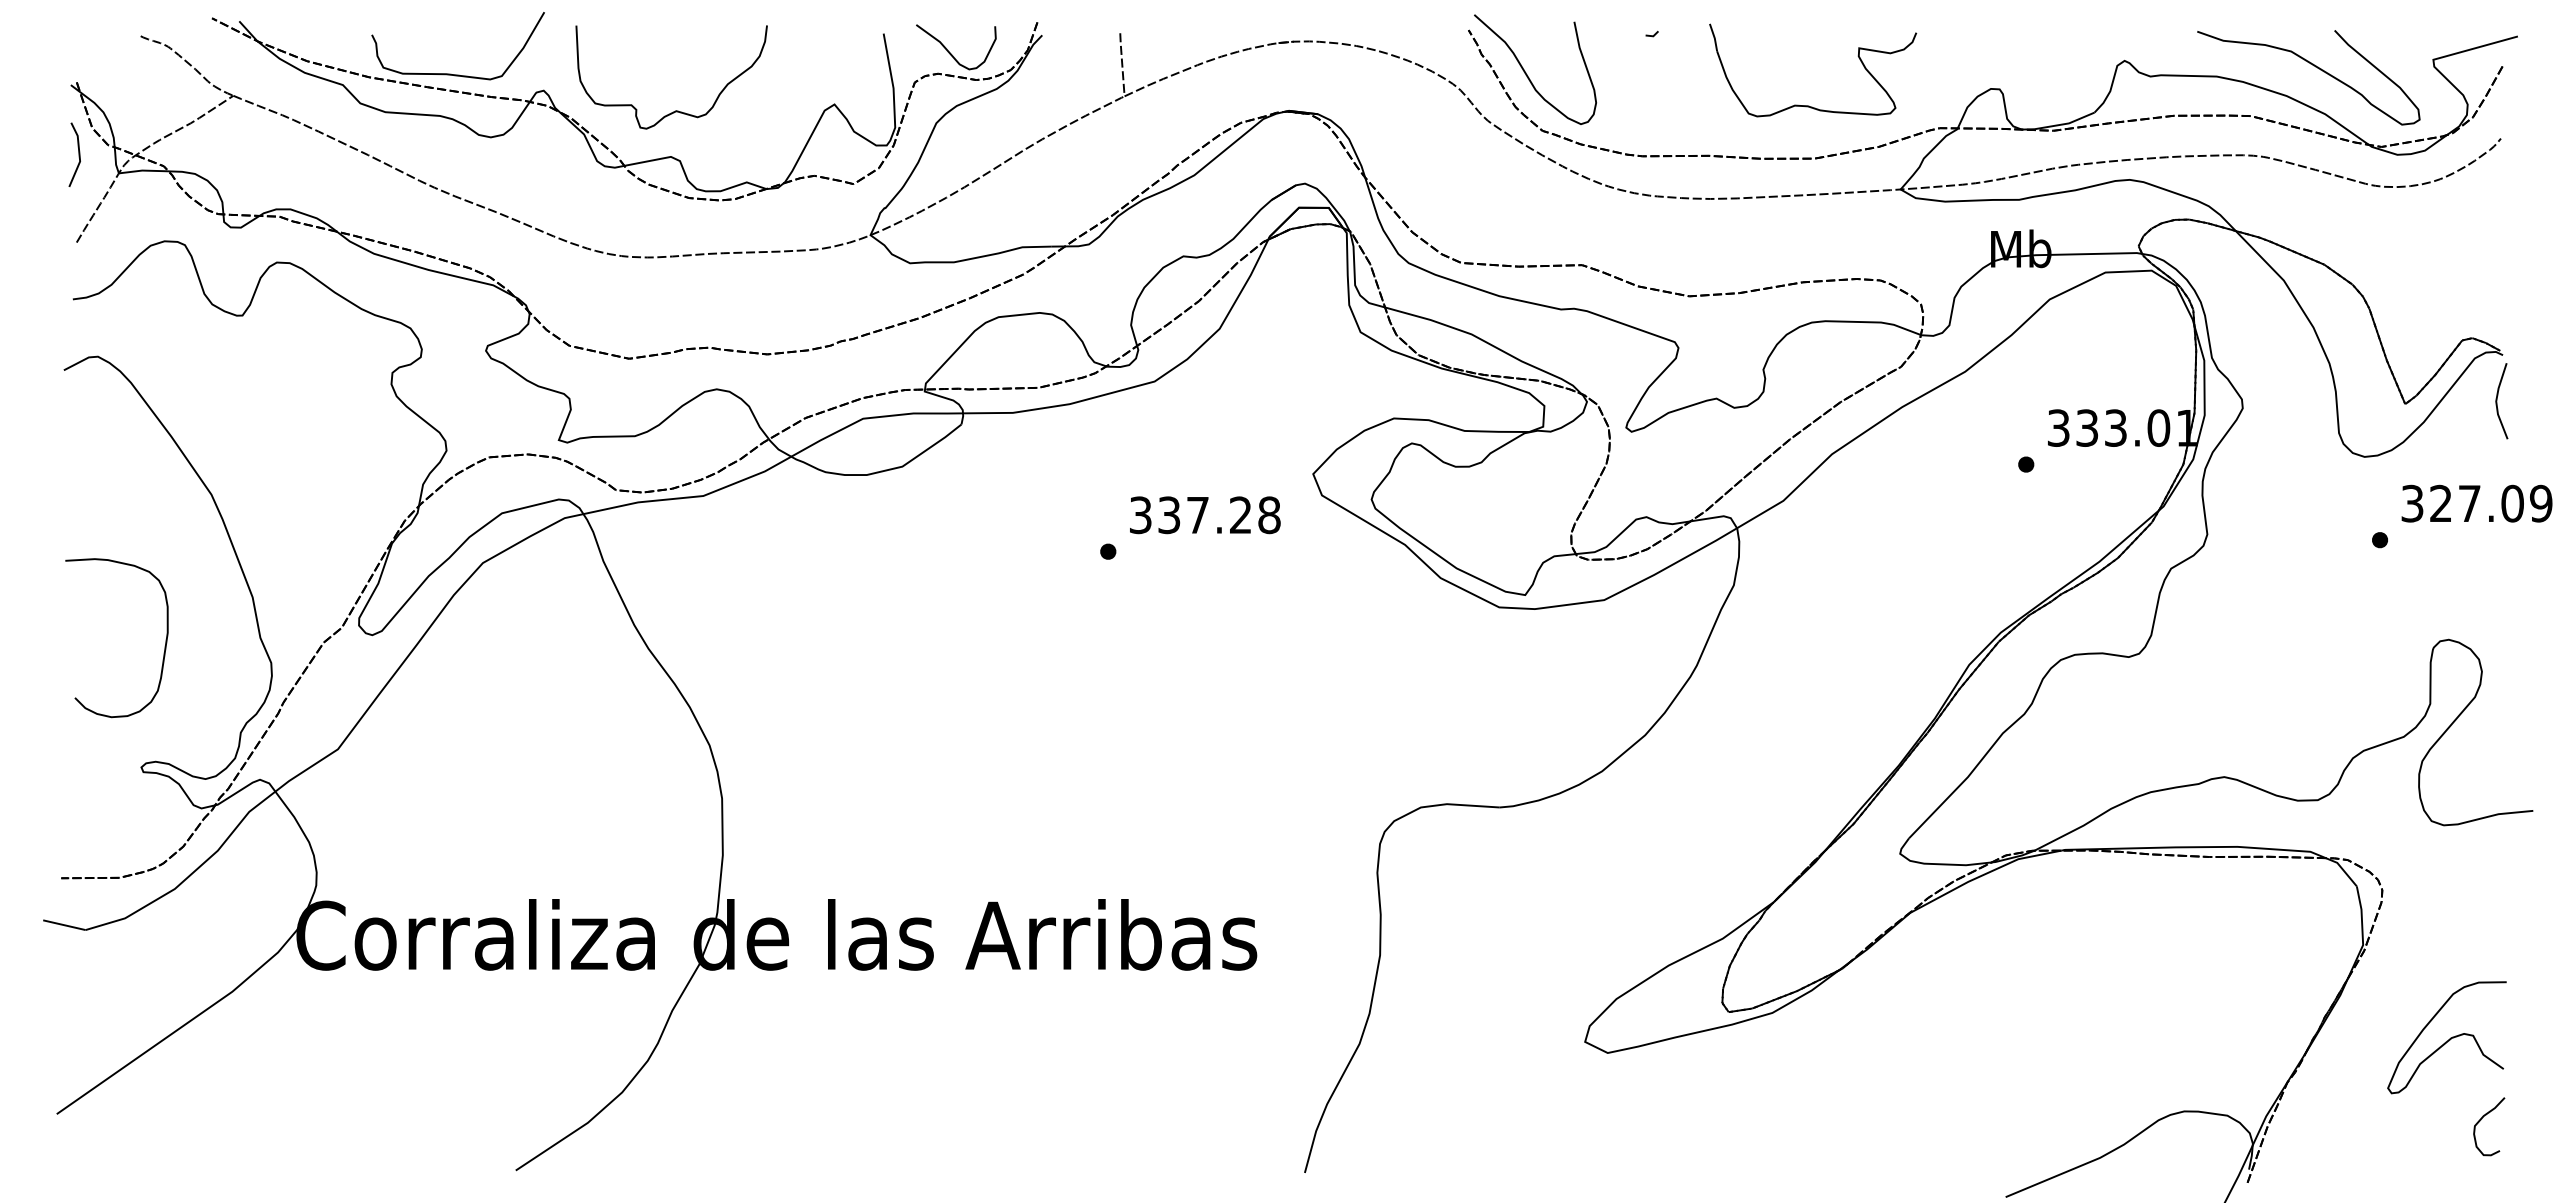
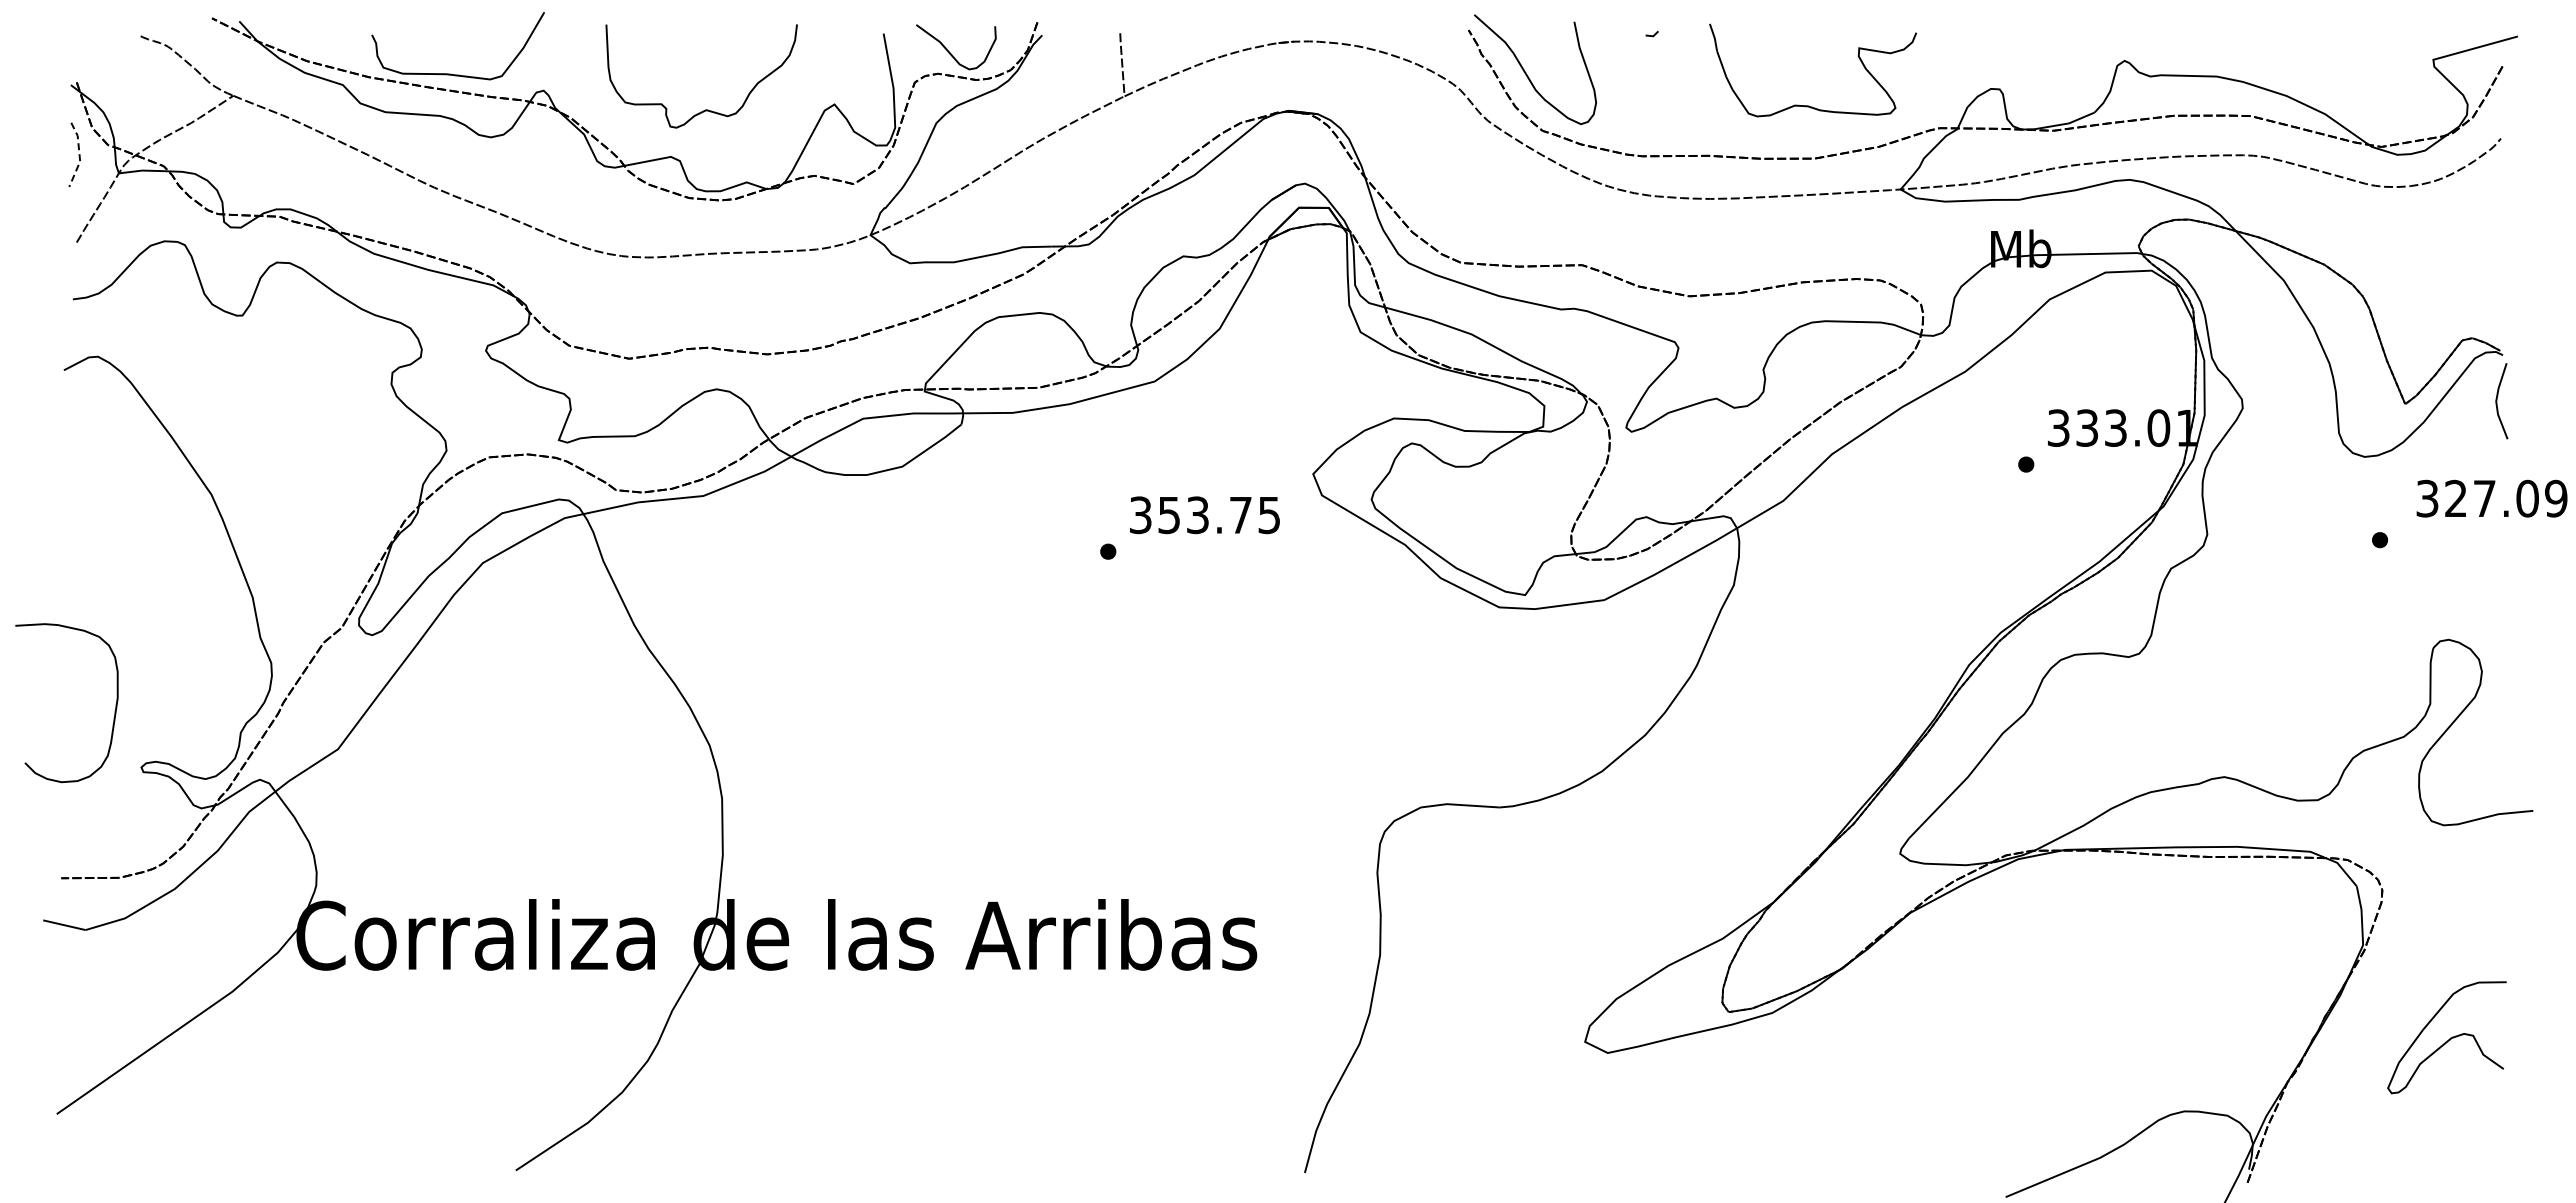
curve: present -> none (2315, 67)
curve position: (675, 110) -> (705, 109) (705, 109)
line: solid -> dashed (79, 155)
text position: (2476, 503) -> (2491, 498) (2491, 498)
text: 337.28 -> 353.75 (1219, 515)
curve position: (164, 646) -> (114, 711) (114, 711)
curve: present -> none (2481, 1120)
